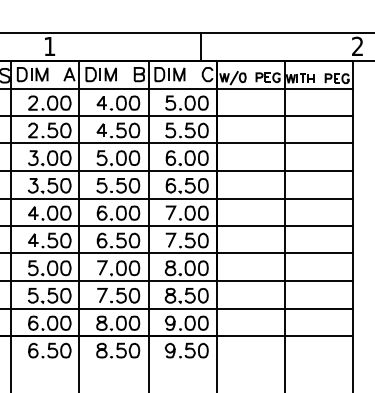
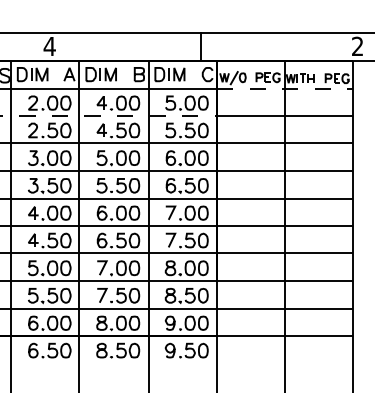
text: 1 -> 4 (49, 46)
line: solid -> dashed (284, 88)
line: solid -> dashed (109, 116)
